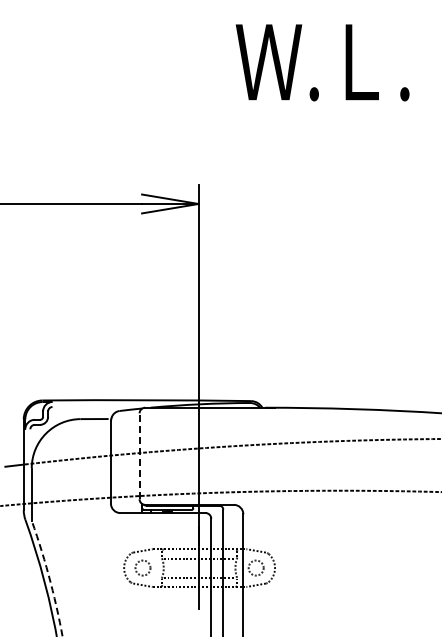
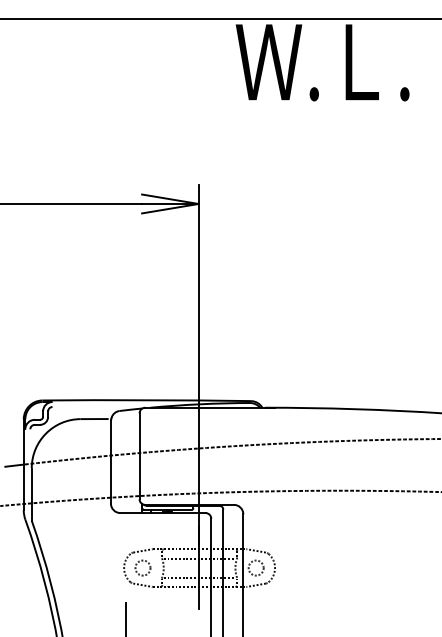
line: none -> present (220, 19)
line: dashed -> solid (139, 456)
arc: dashed -> solid (49, 578)
line: none -> present (125, 618)
